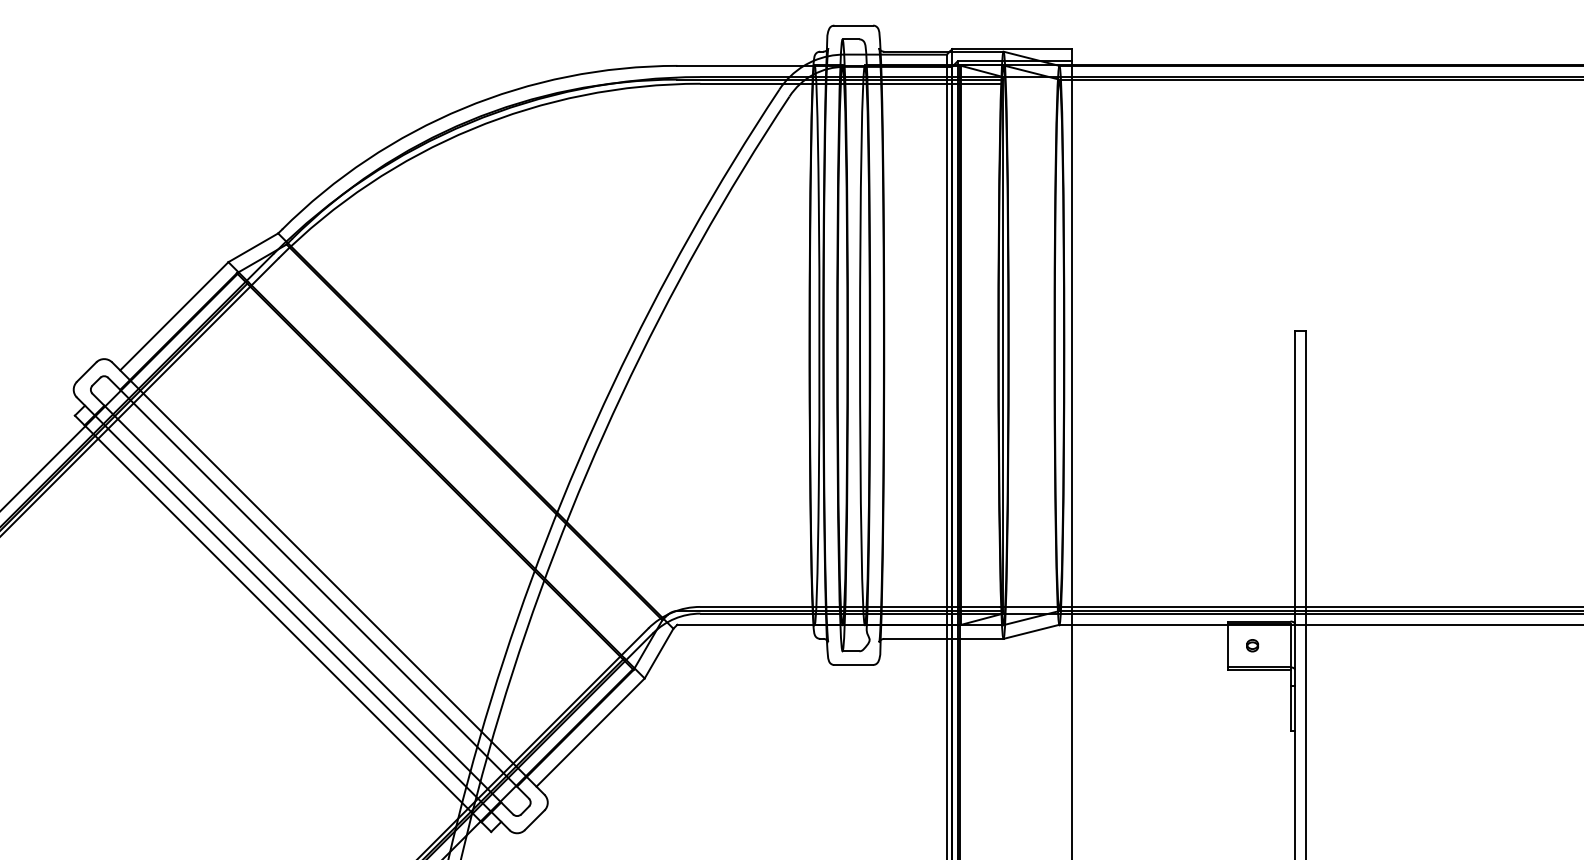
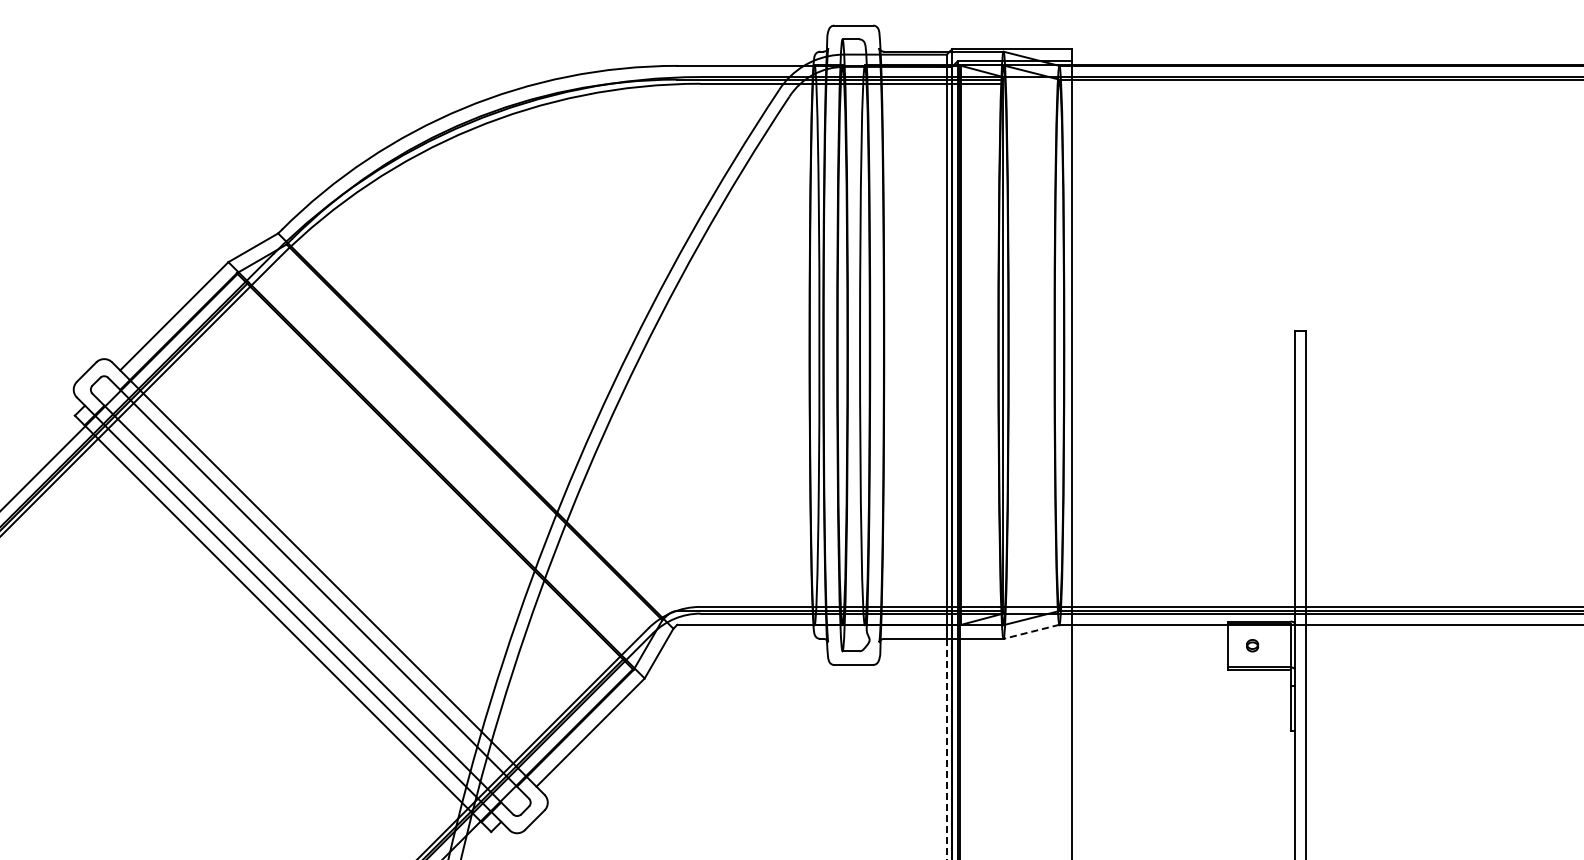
line: solid -> dashed (1031, 631)
line: solid -> dashed (946, 749)
